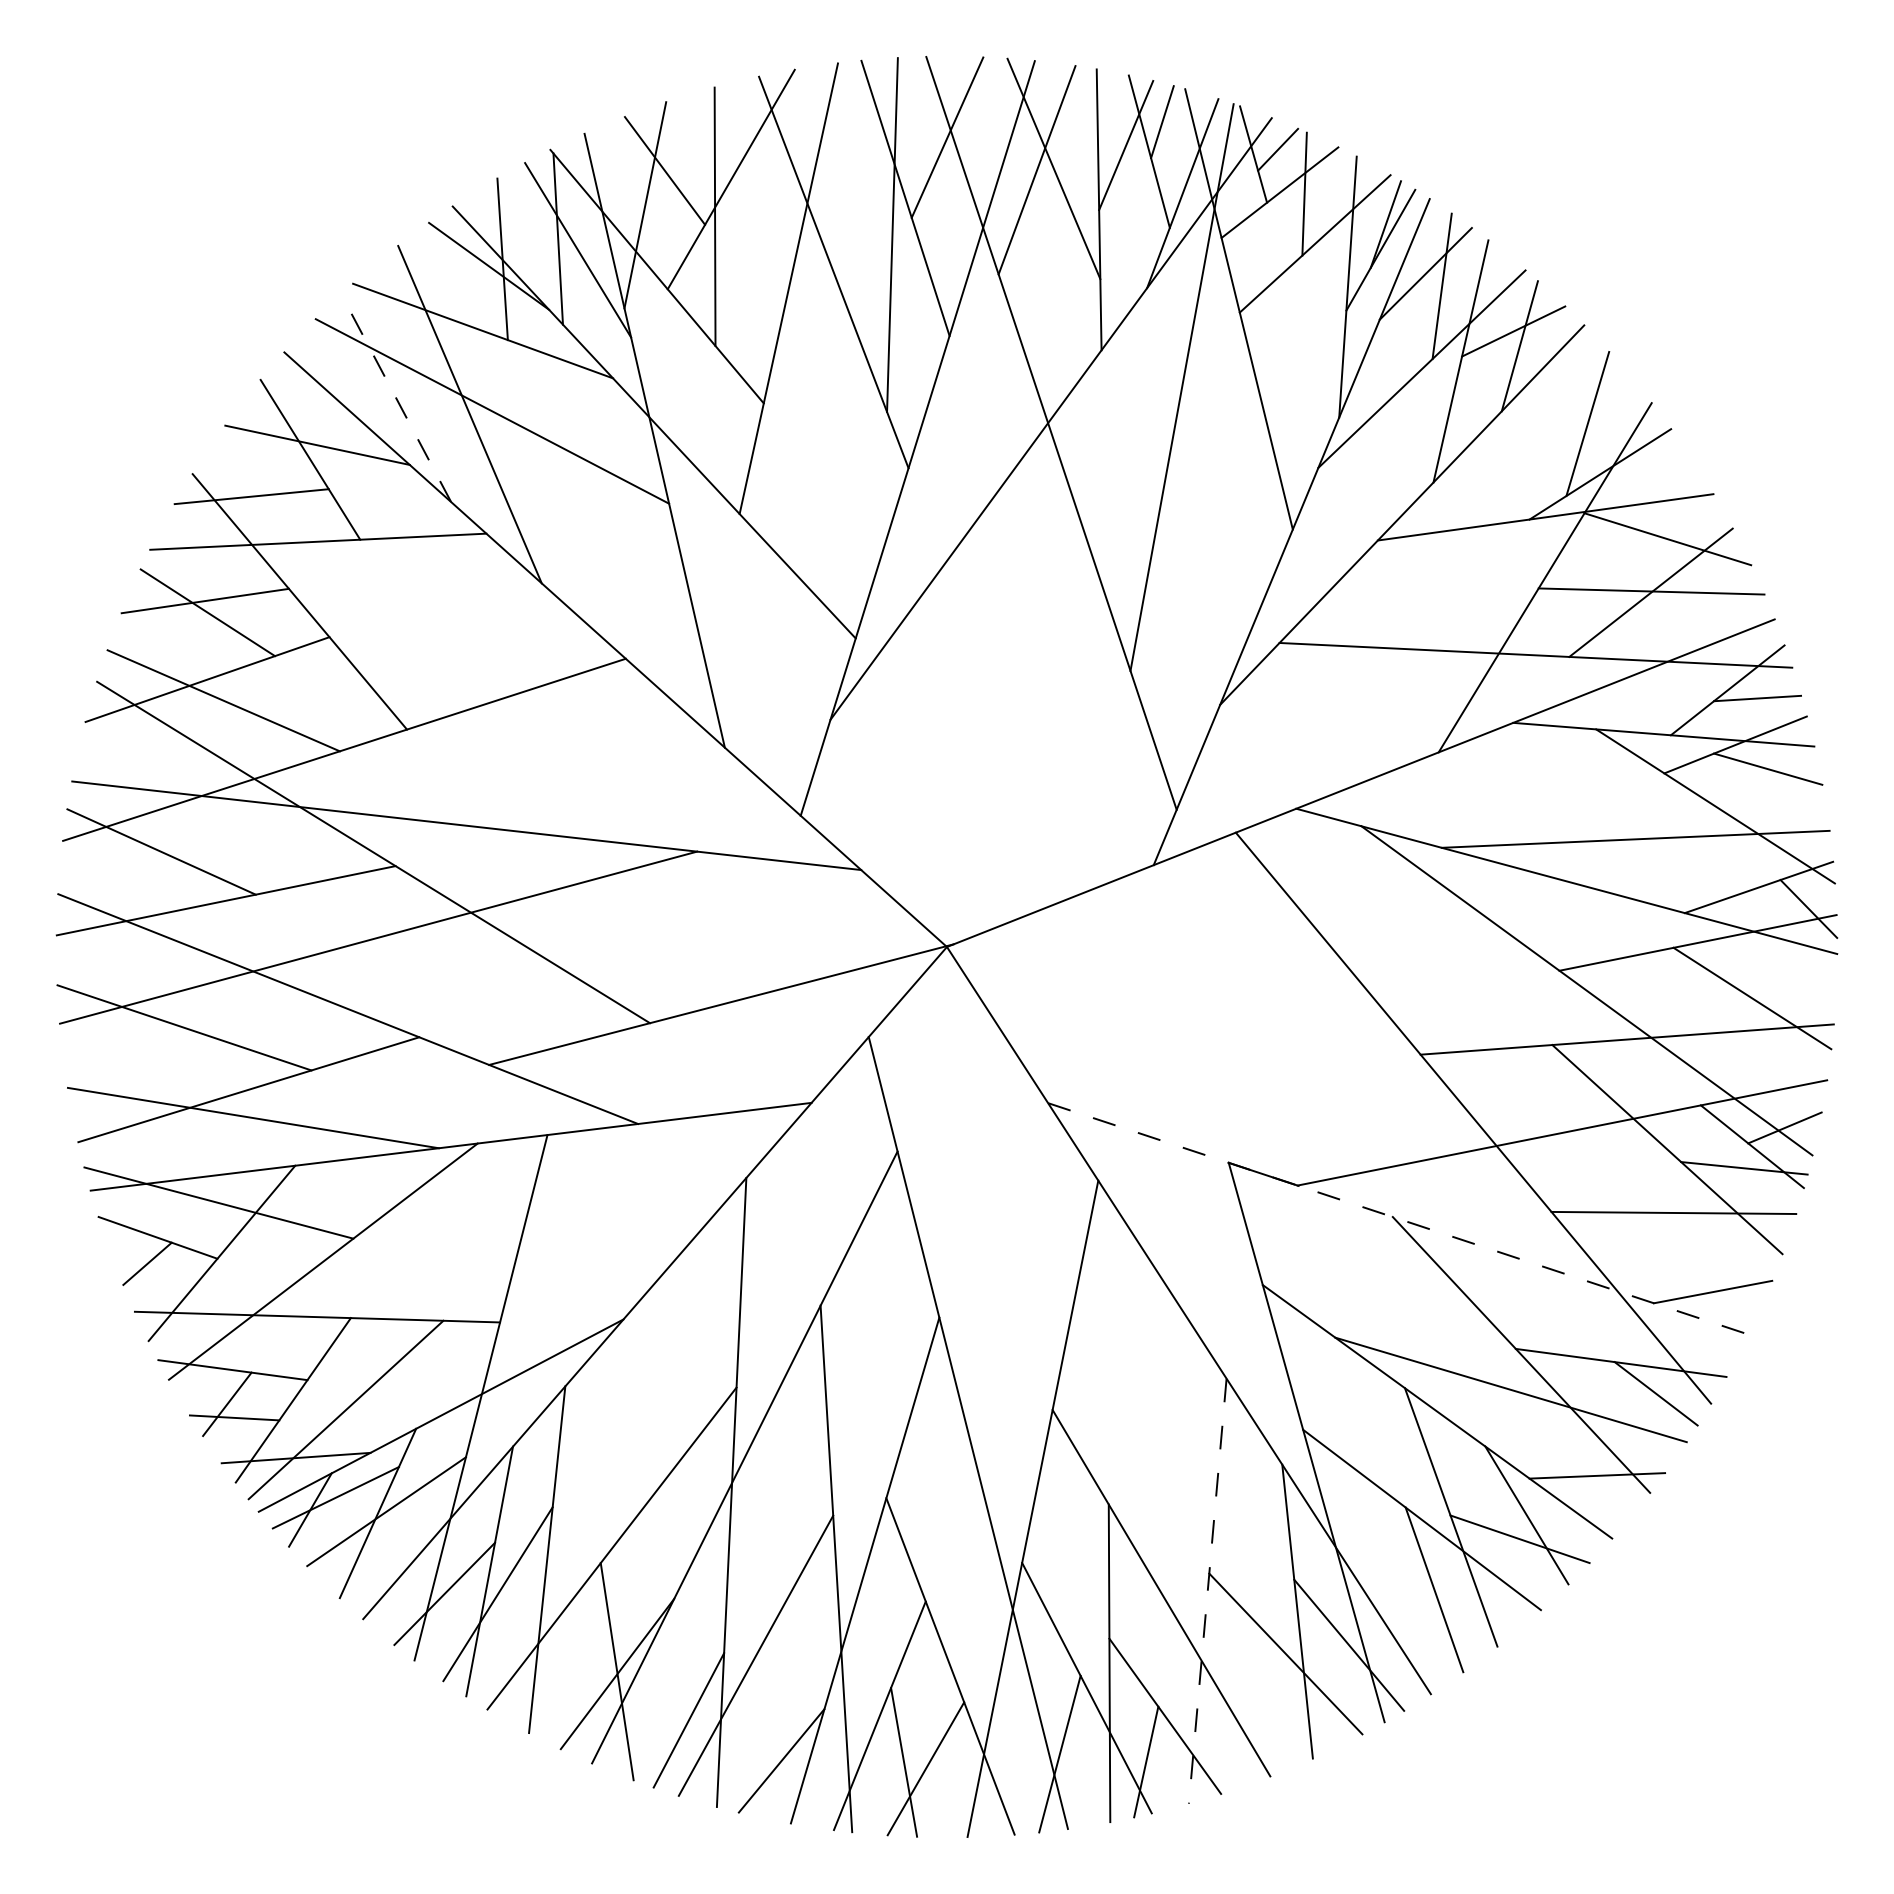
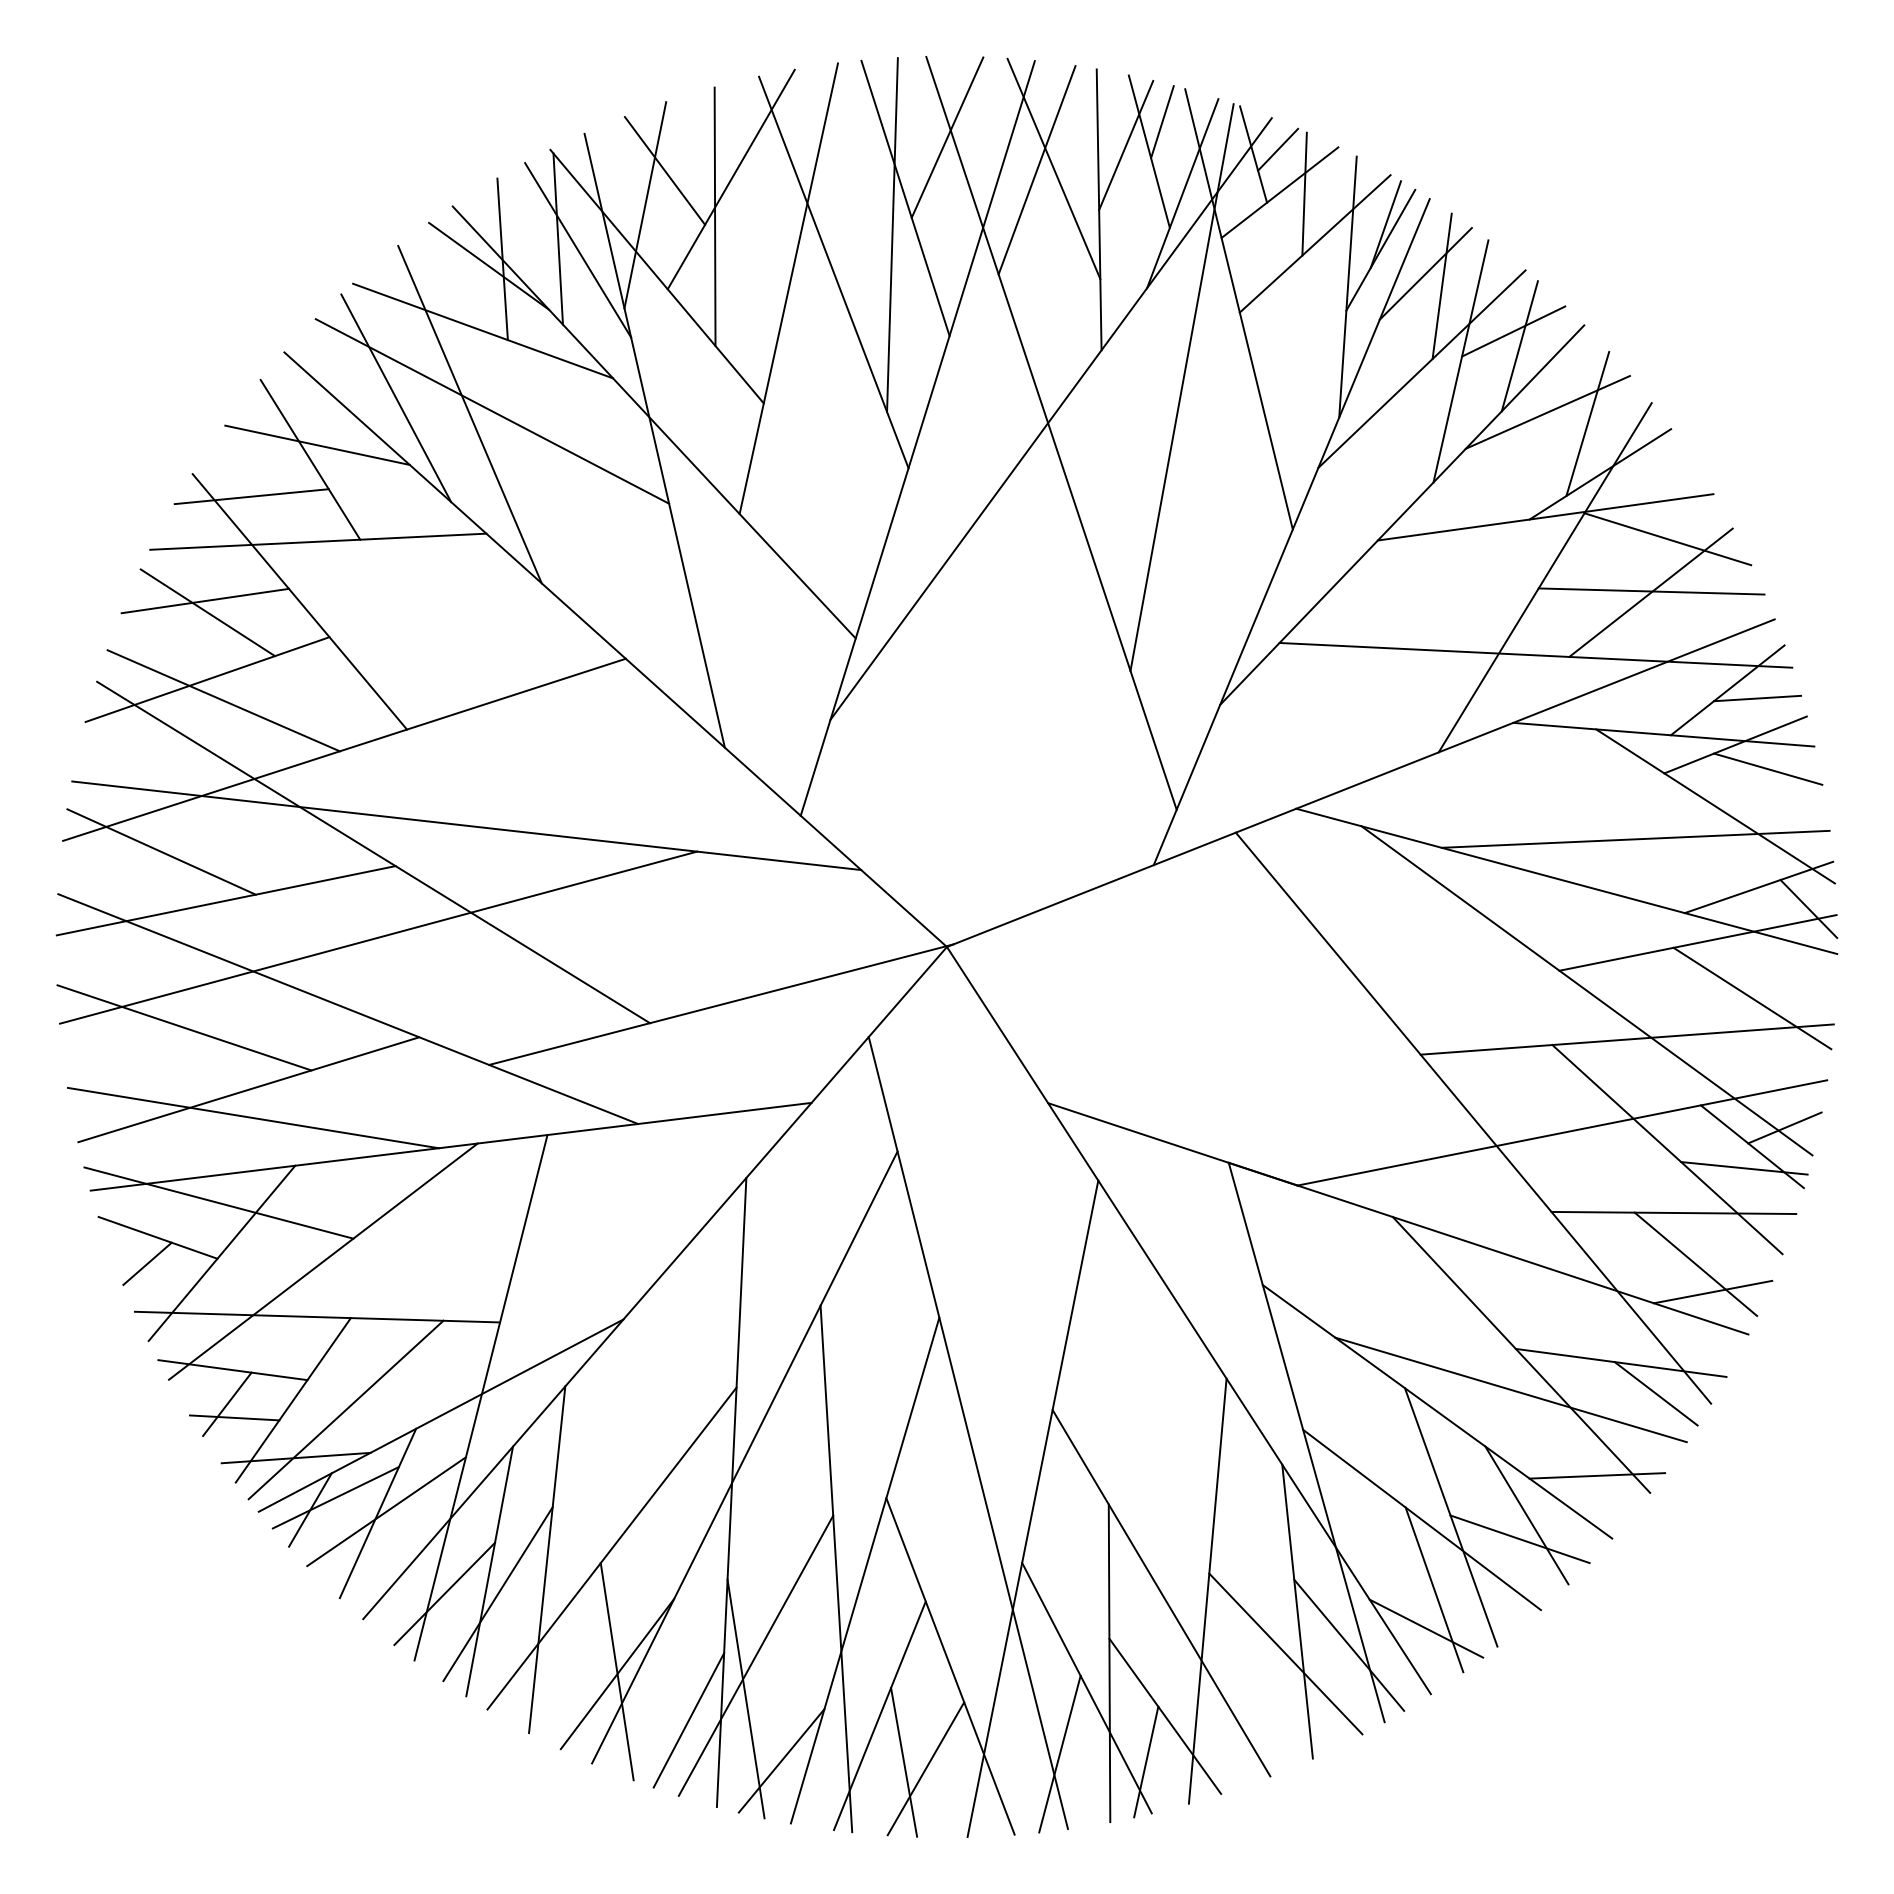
line: dashed -> solid (396, 397)
line: none -> present (1547, 412)
line: dashed -> solid (1398, 1218)
line: none -> present (1695, 1264)
line: dashed -> solid (1207, 1591)
line: none -> present (1426, 1628)
line: none -> present (745, 1698)
